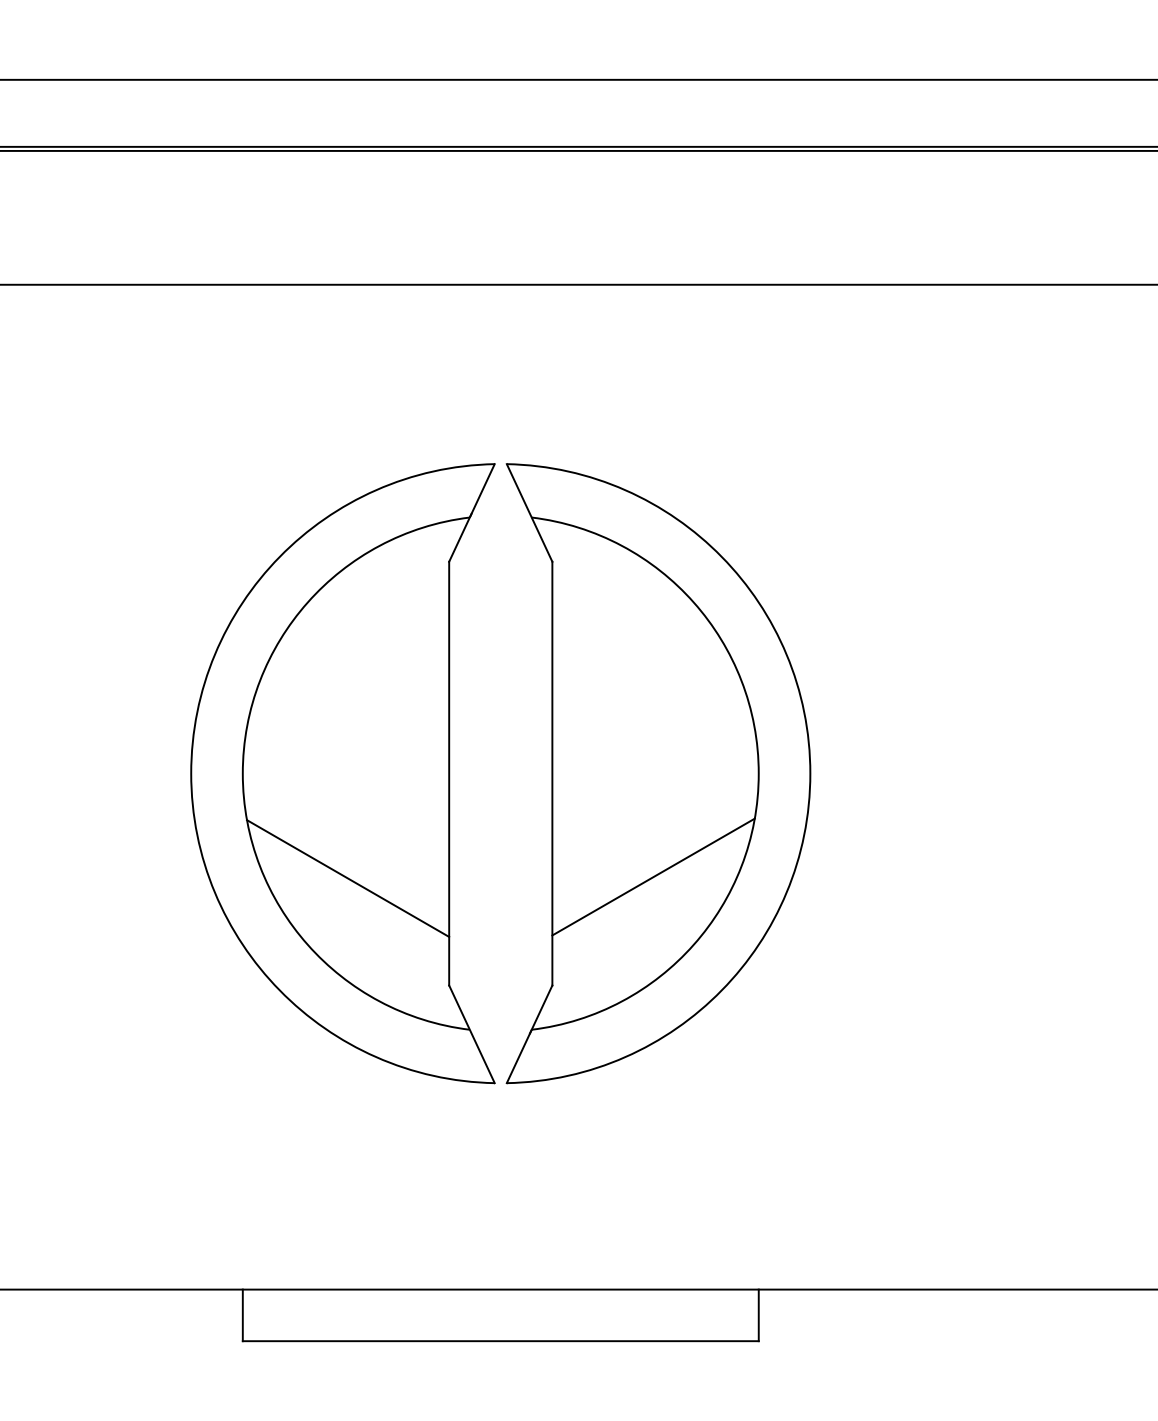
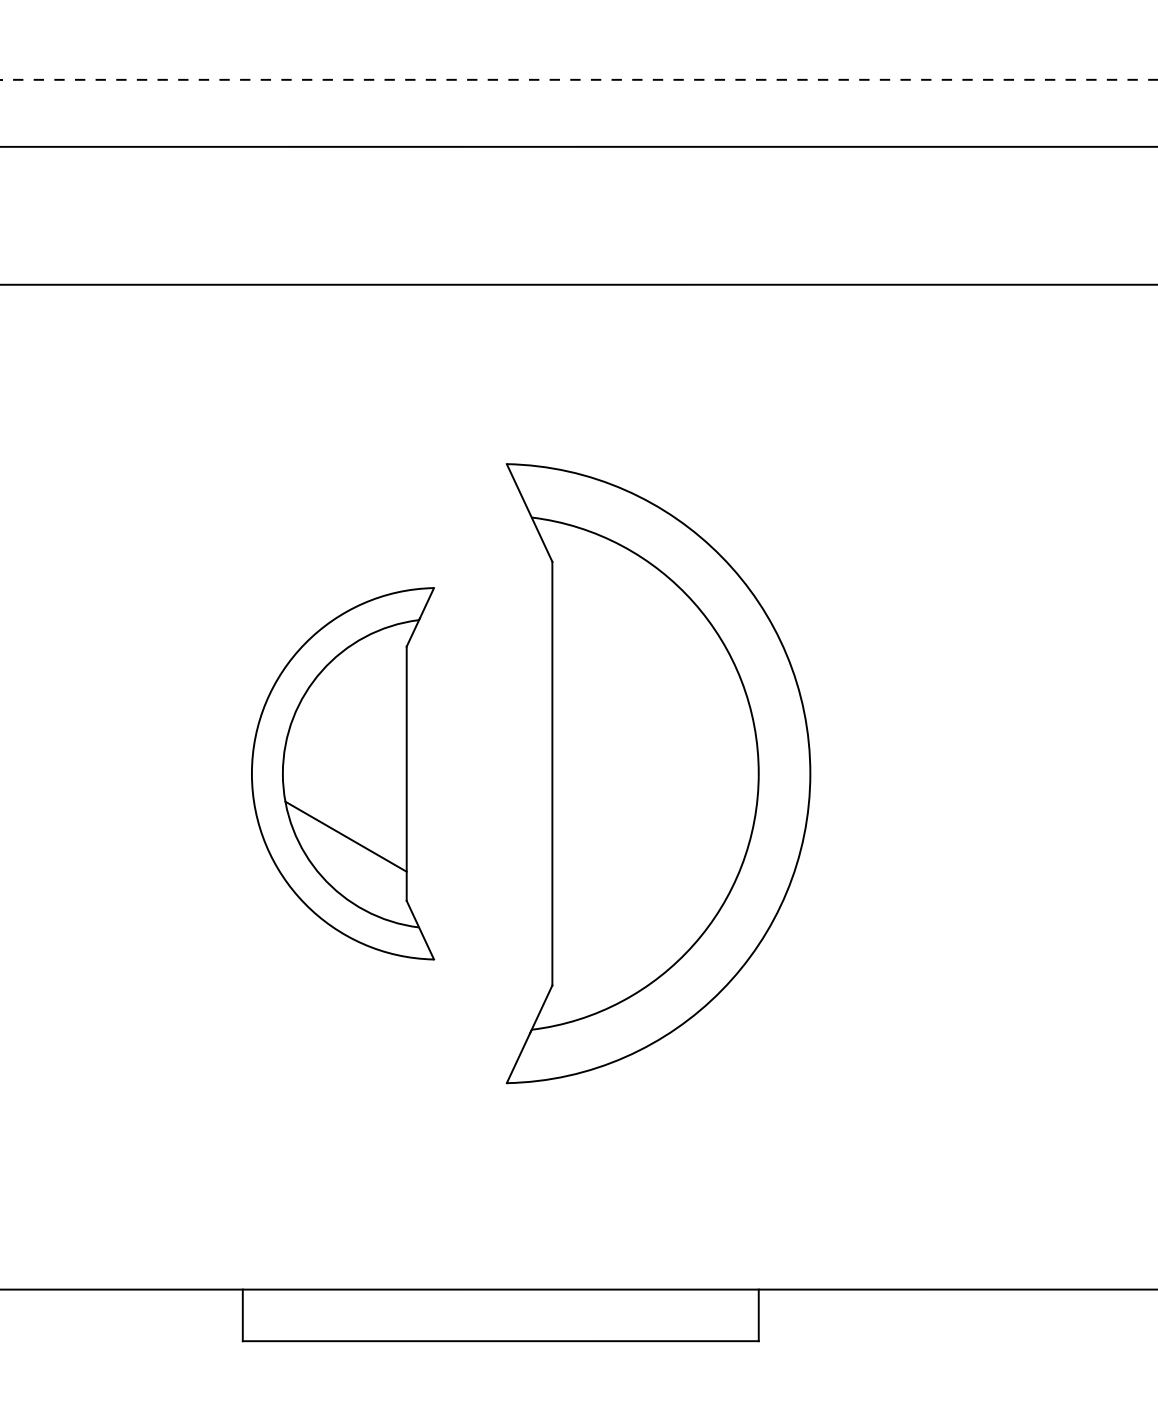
line: solid -> dashed (579, 79)
line: present -> none (578, 150)
part size: 306x622 px -> 185x374 px (343, 773)
line: present -> none (653, 876)
